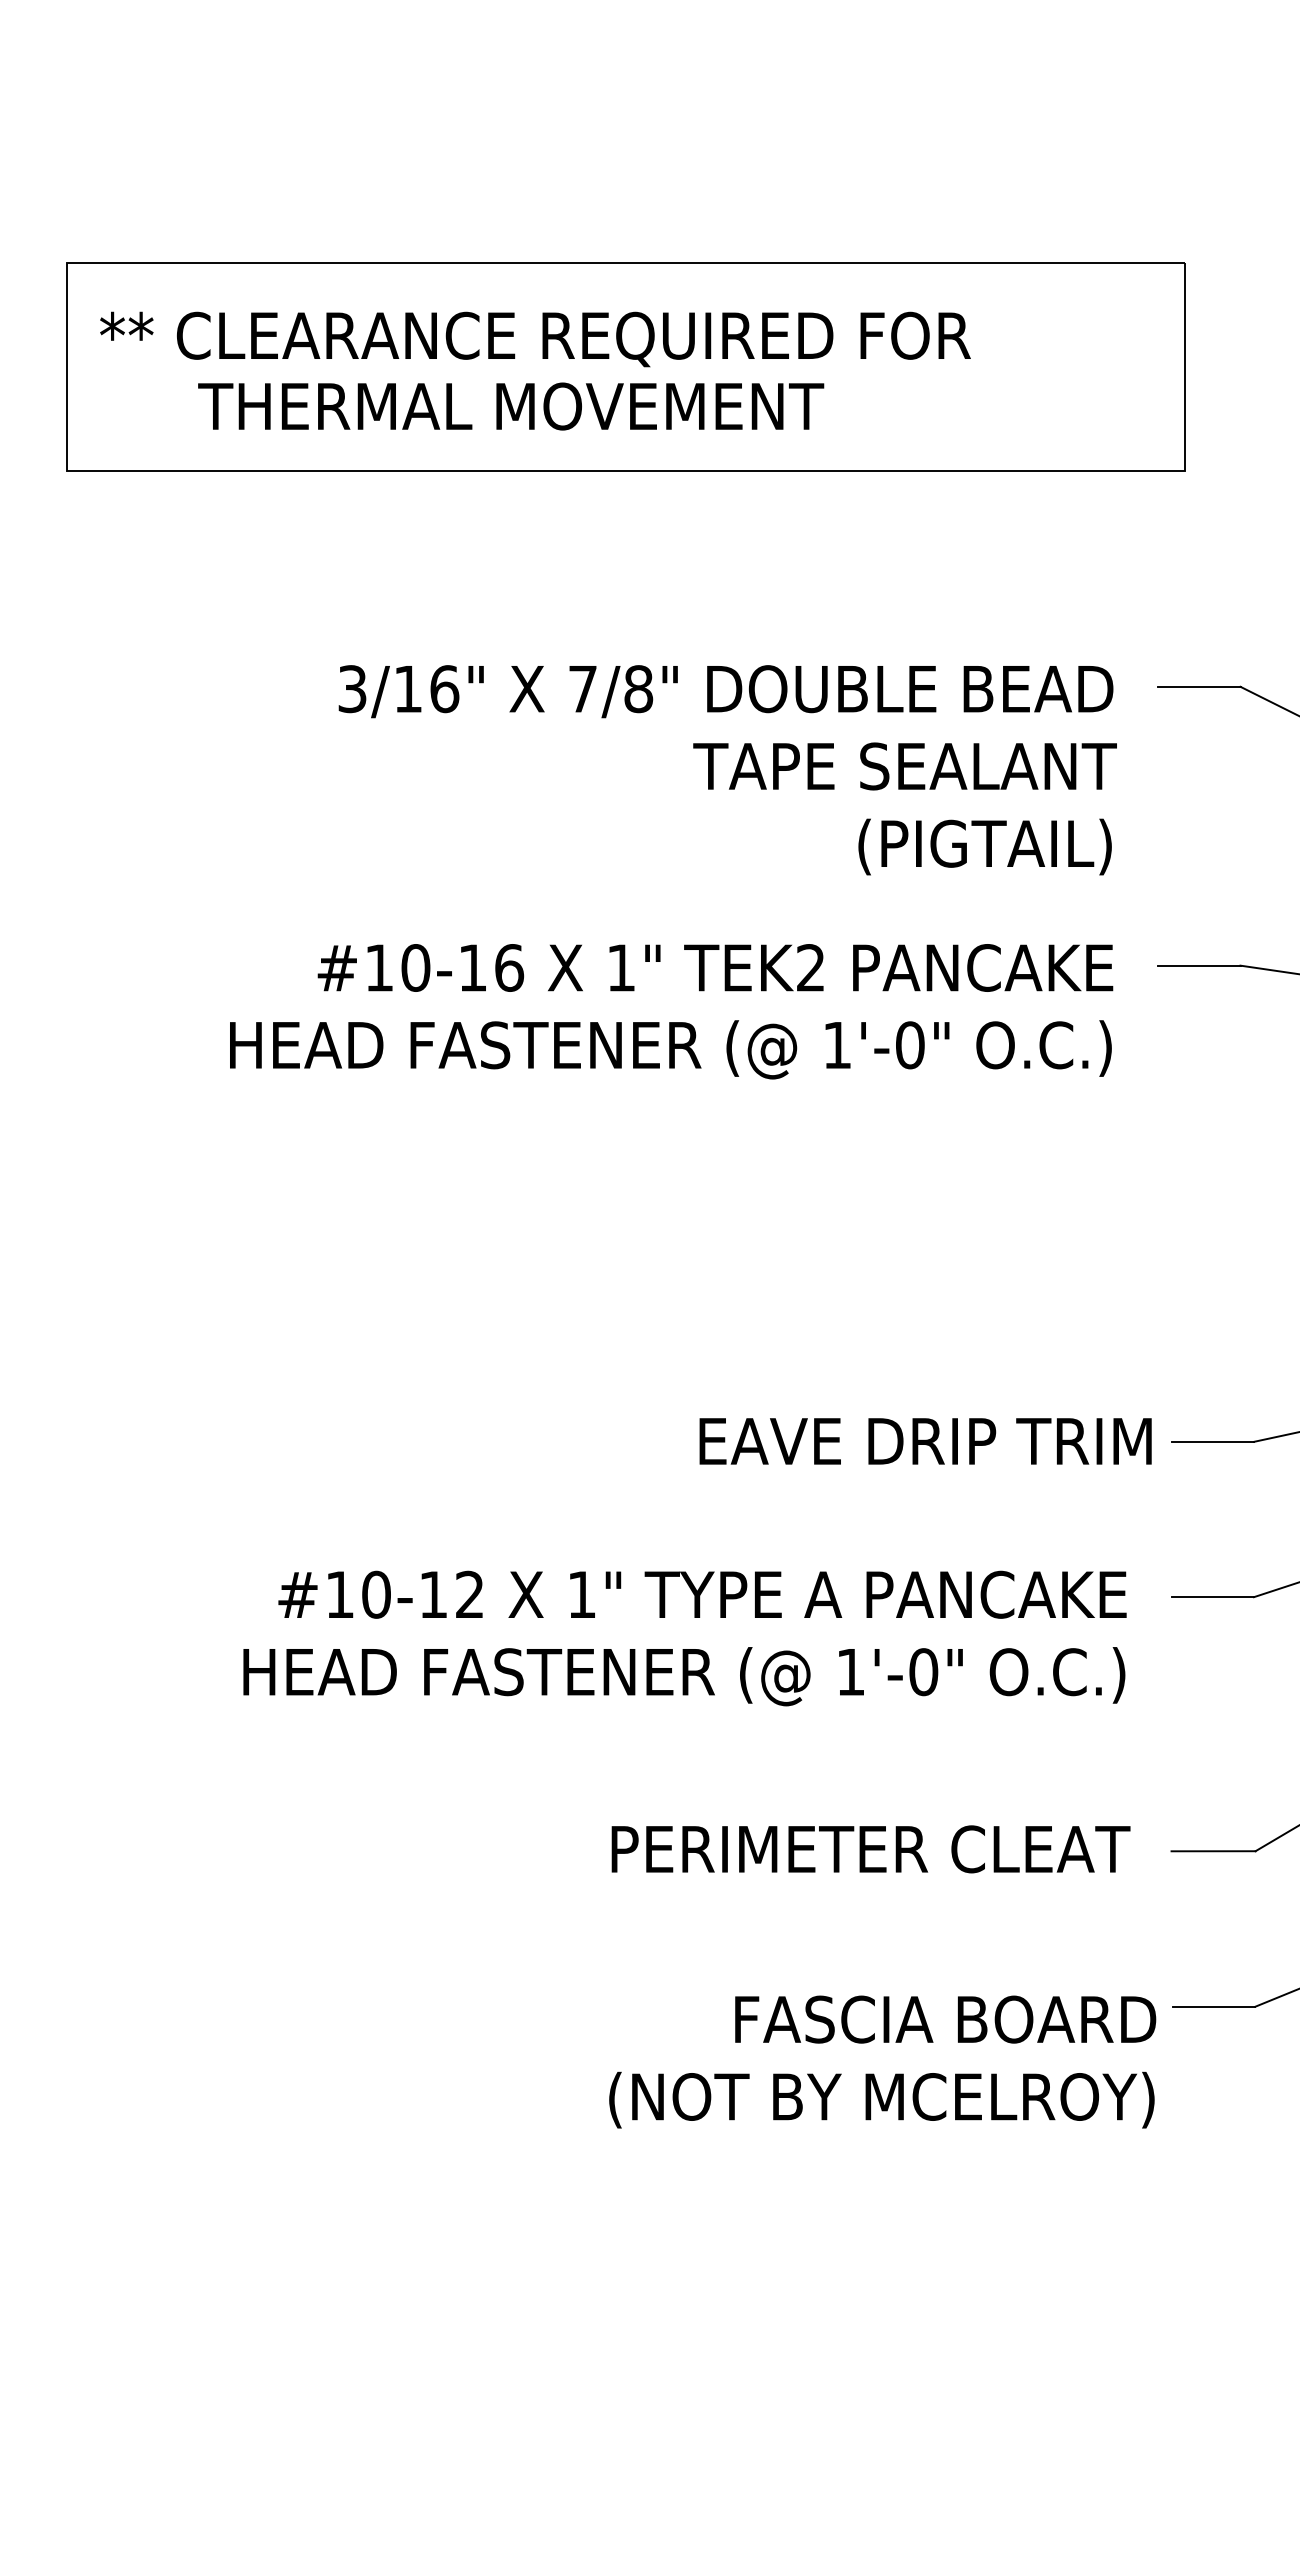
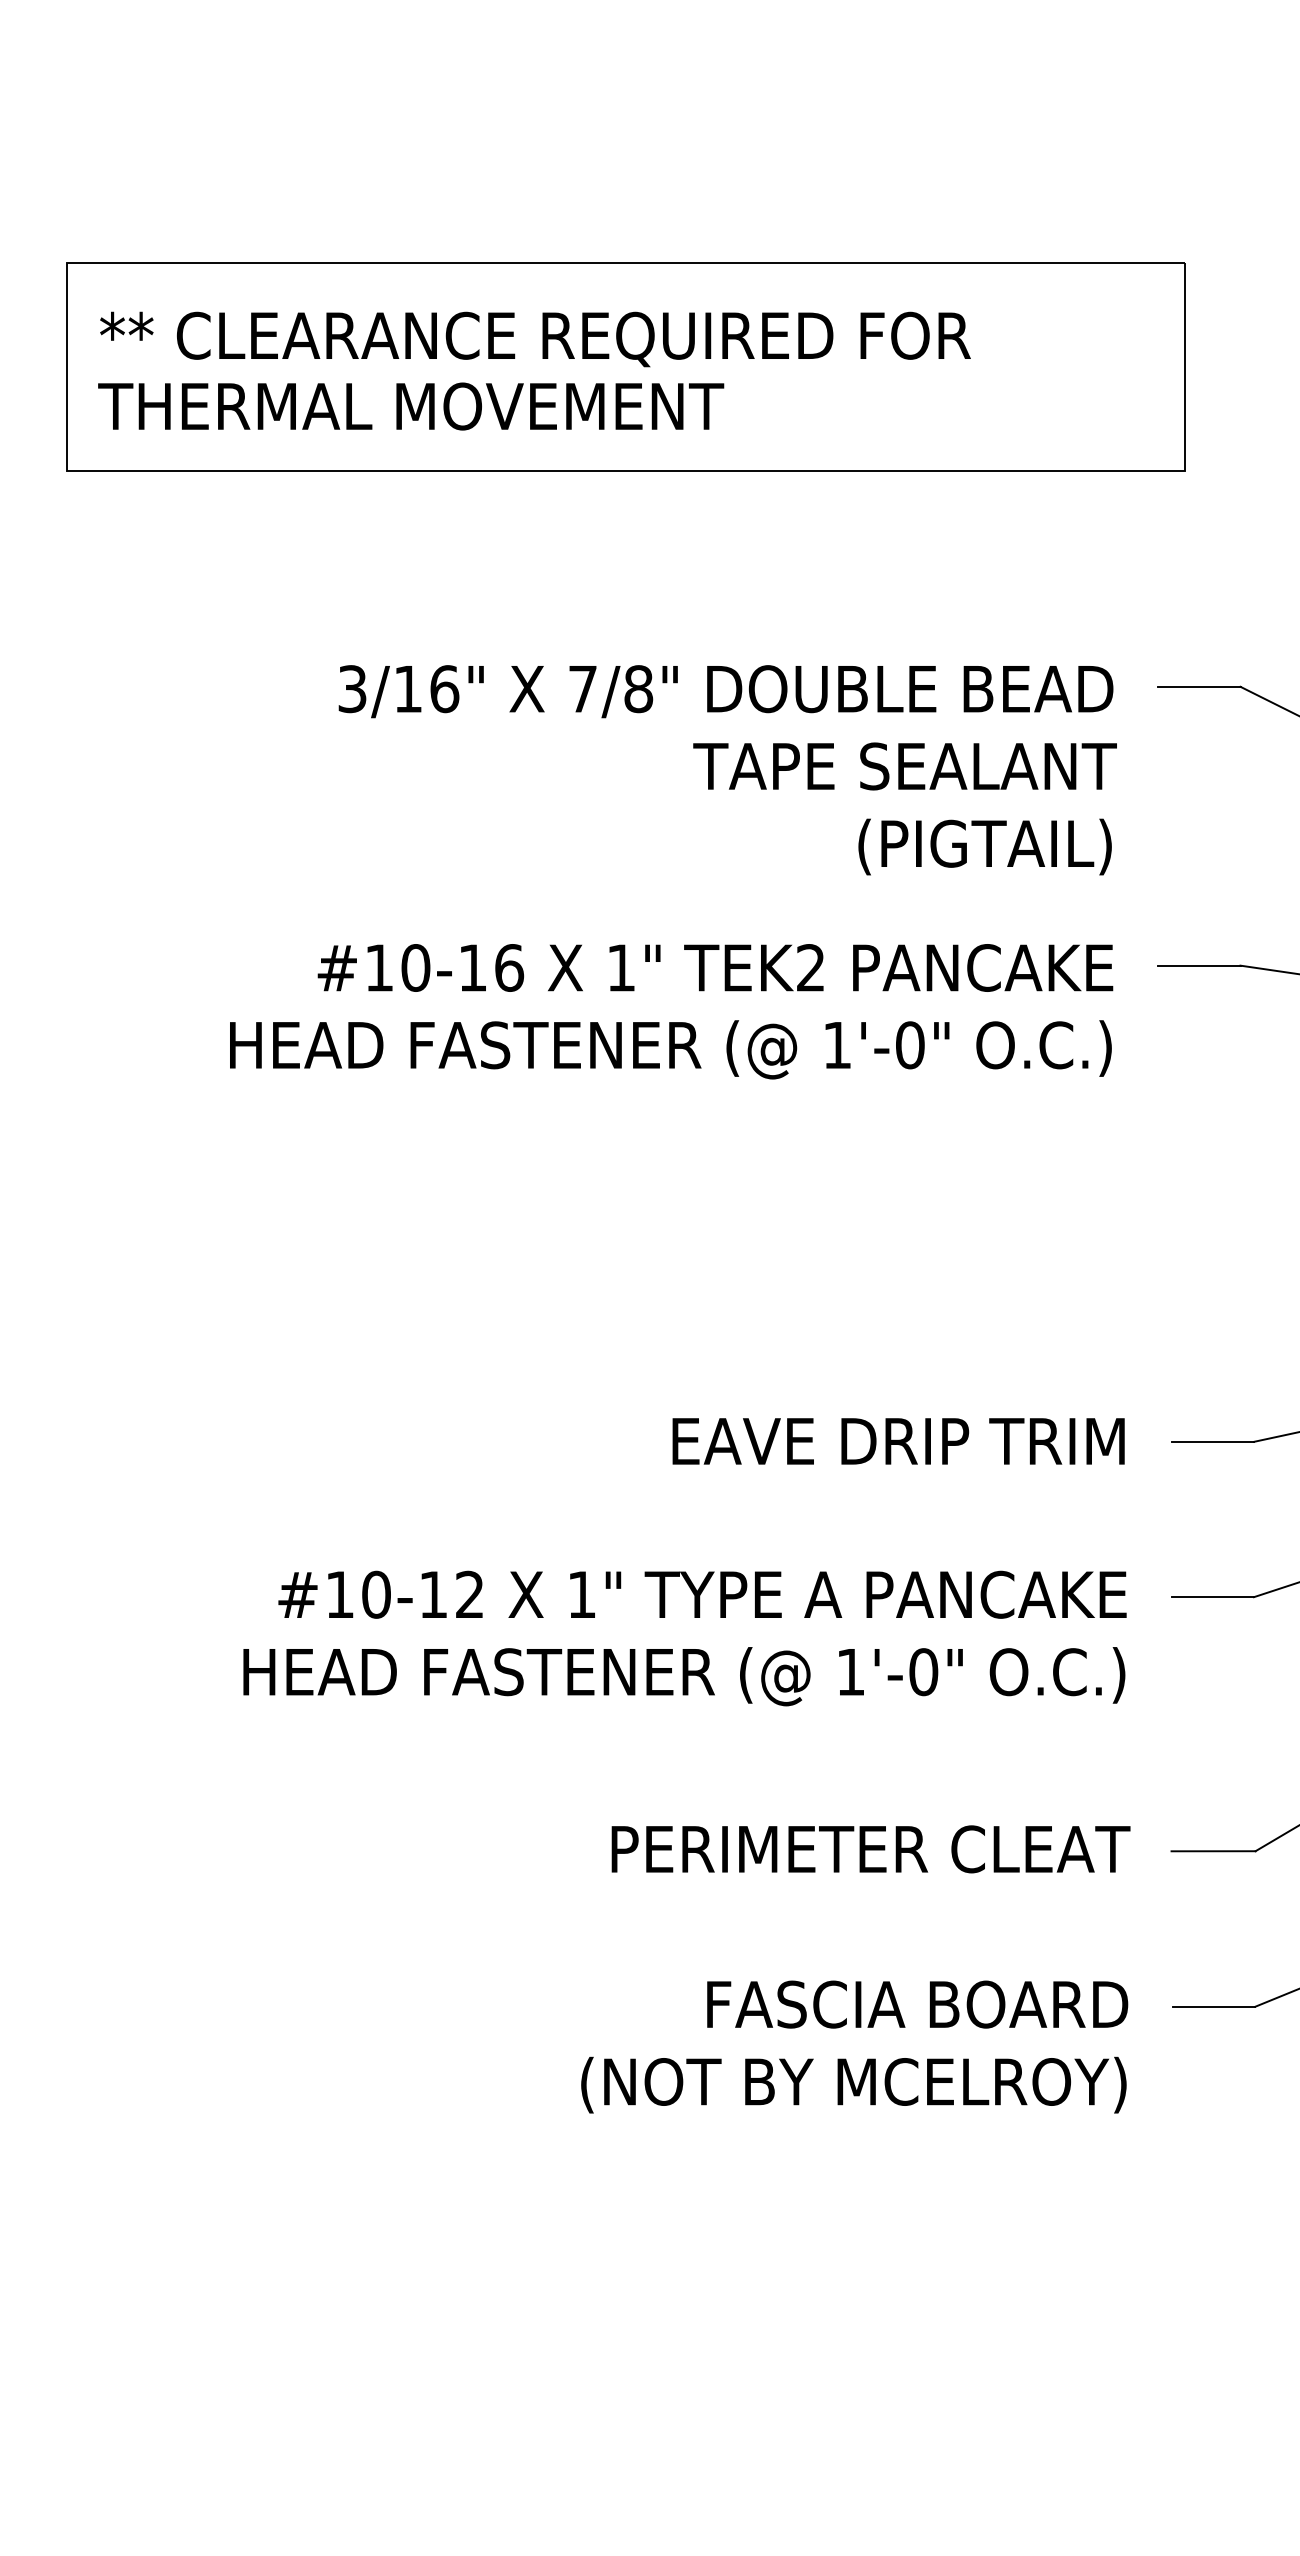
text position: (511, 406) -> (411, 406) (411, 406)
text position: (925, 1441) -> (898, 1441) (898, 1441)
text position: (882, 2061) -> (854, 2046) (854, 2046)
